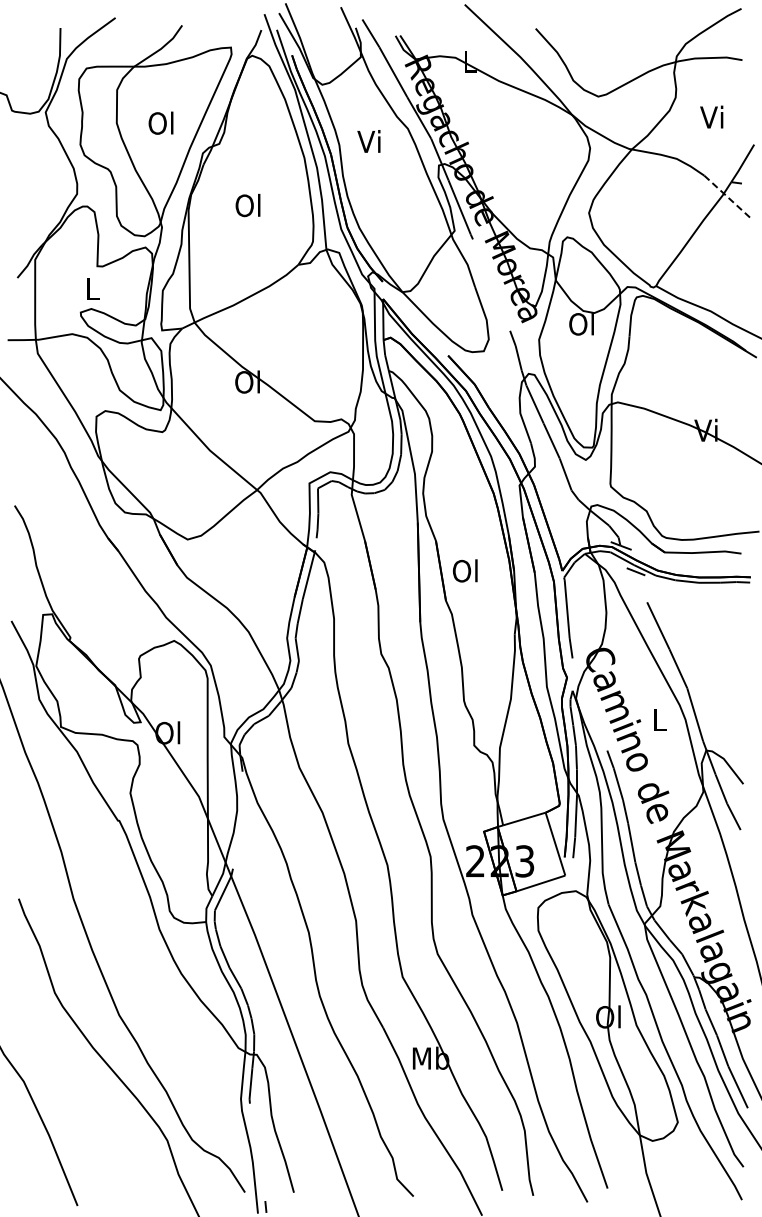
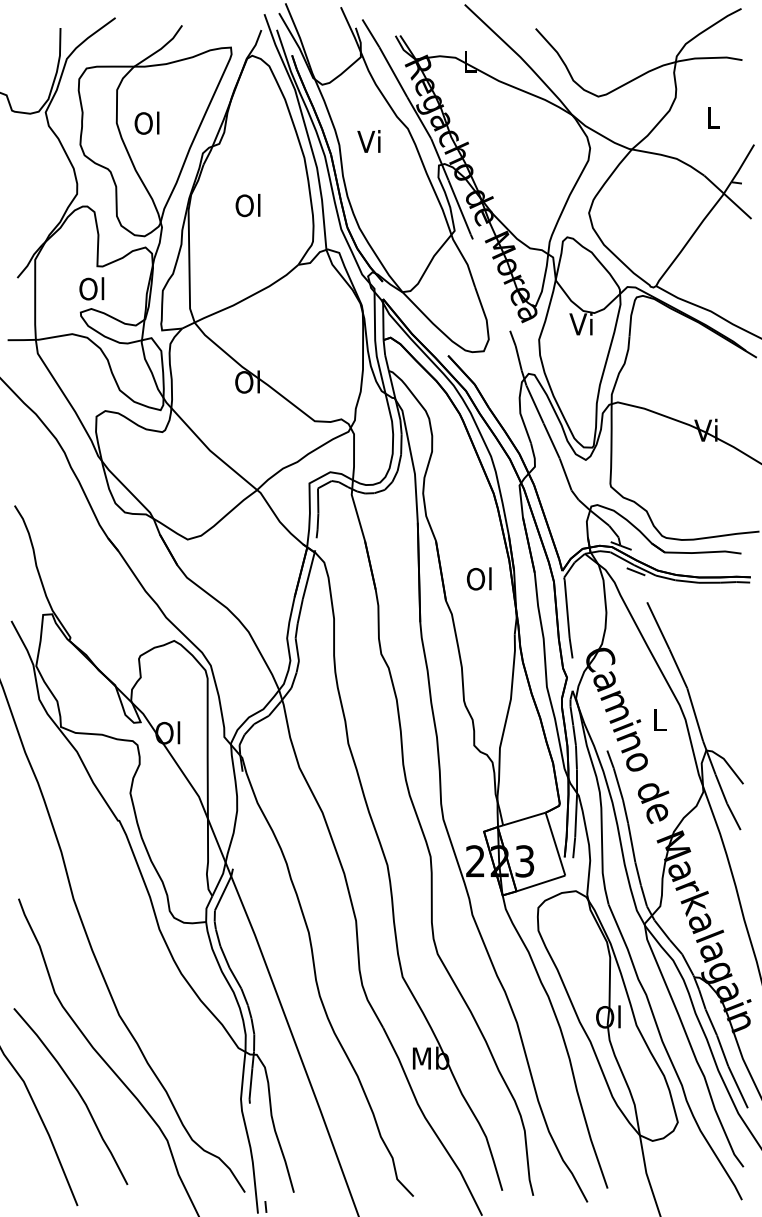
text: Vi -> L (711, 116)
text position: (160, 122) -> (146, 122) (146, 122)
line: dashed -> solid (728, 197)
text: L -> Ol (91, 288)
text: Ol -> Vi (581, 324)
text position: (465, 570) -> (479, 578) (479, 578)
curve: none -> present (76, 1091)
